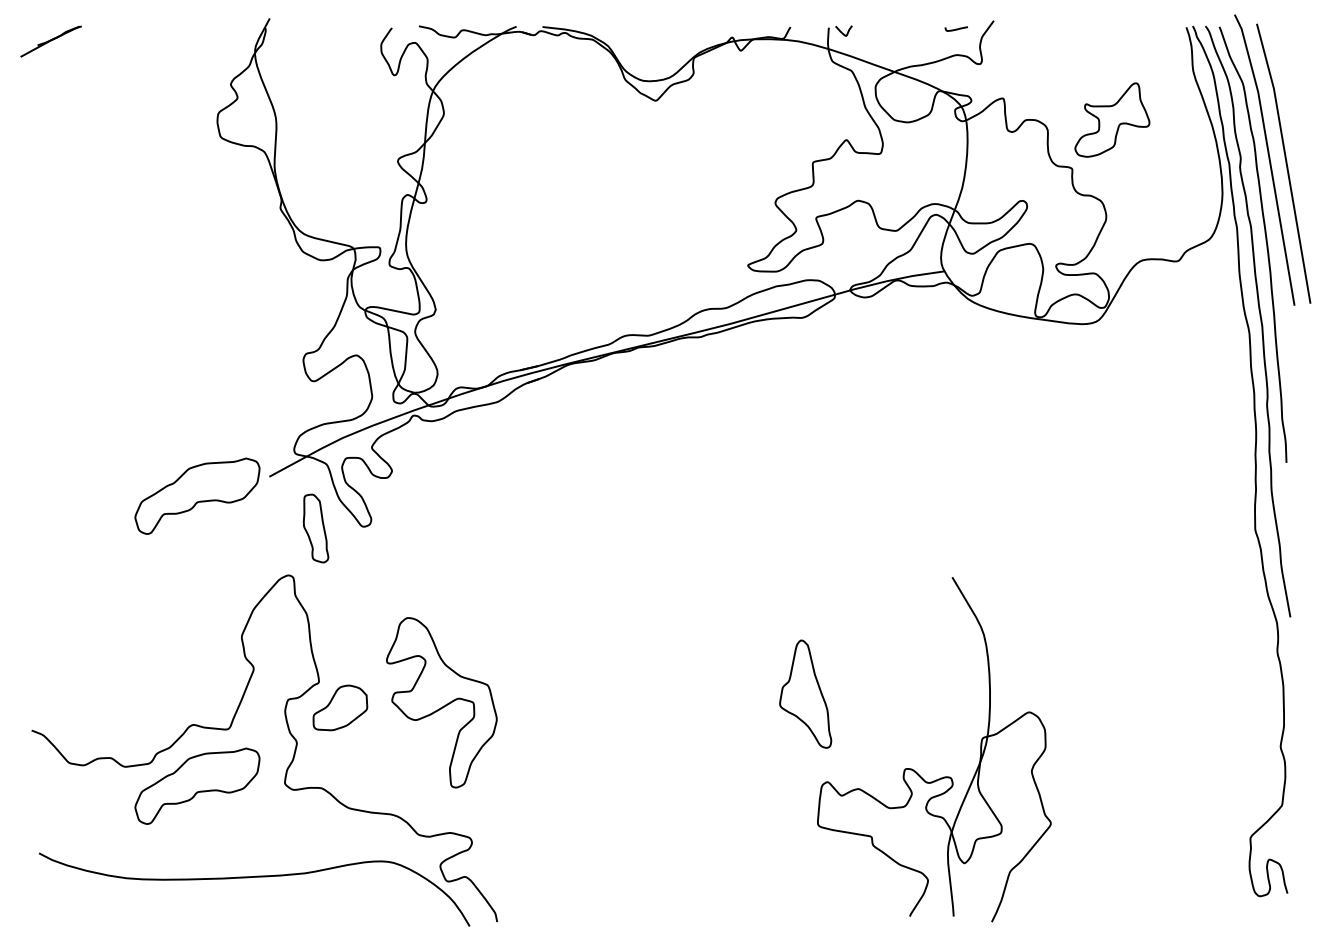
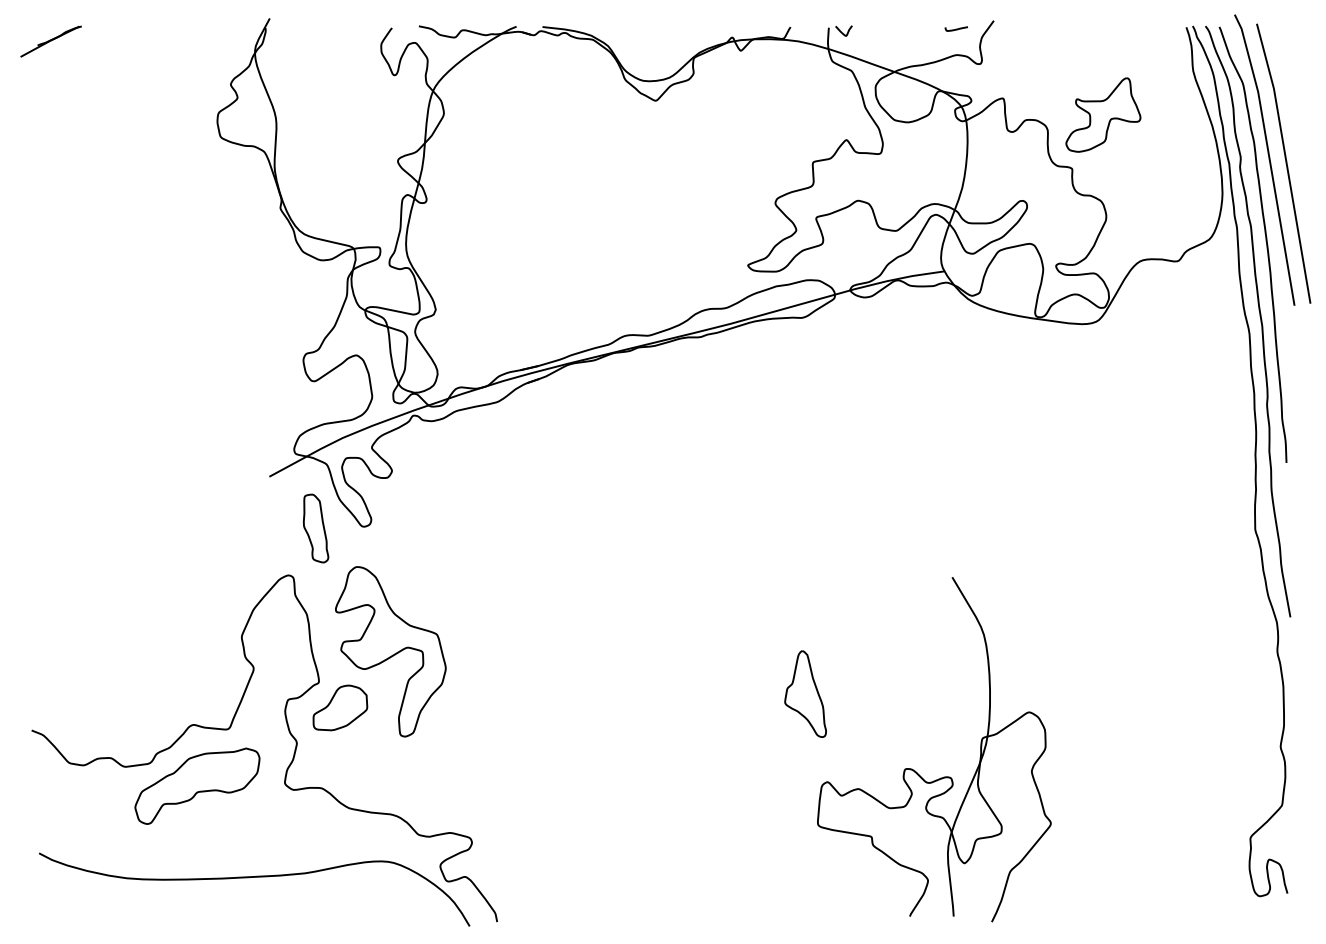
part position: (1112, 119) -> (1103, 114) (1103, 114)
part: present -> none (197, 495)
part size: 54x110 px -> 43x88 px (805, 693)
part position: (441, 702) -> (390, 651) (390, 651)
